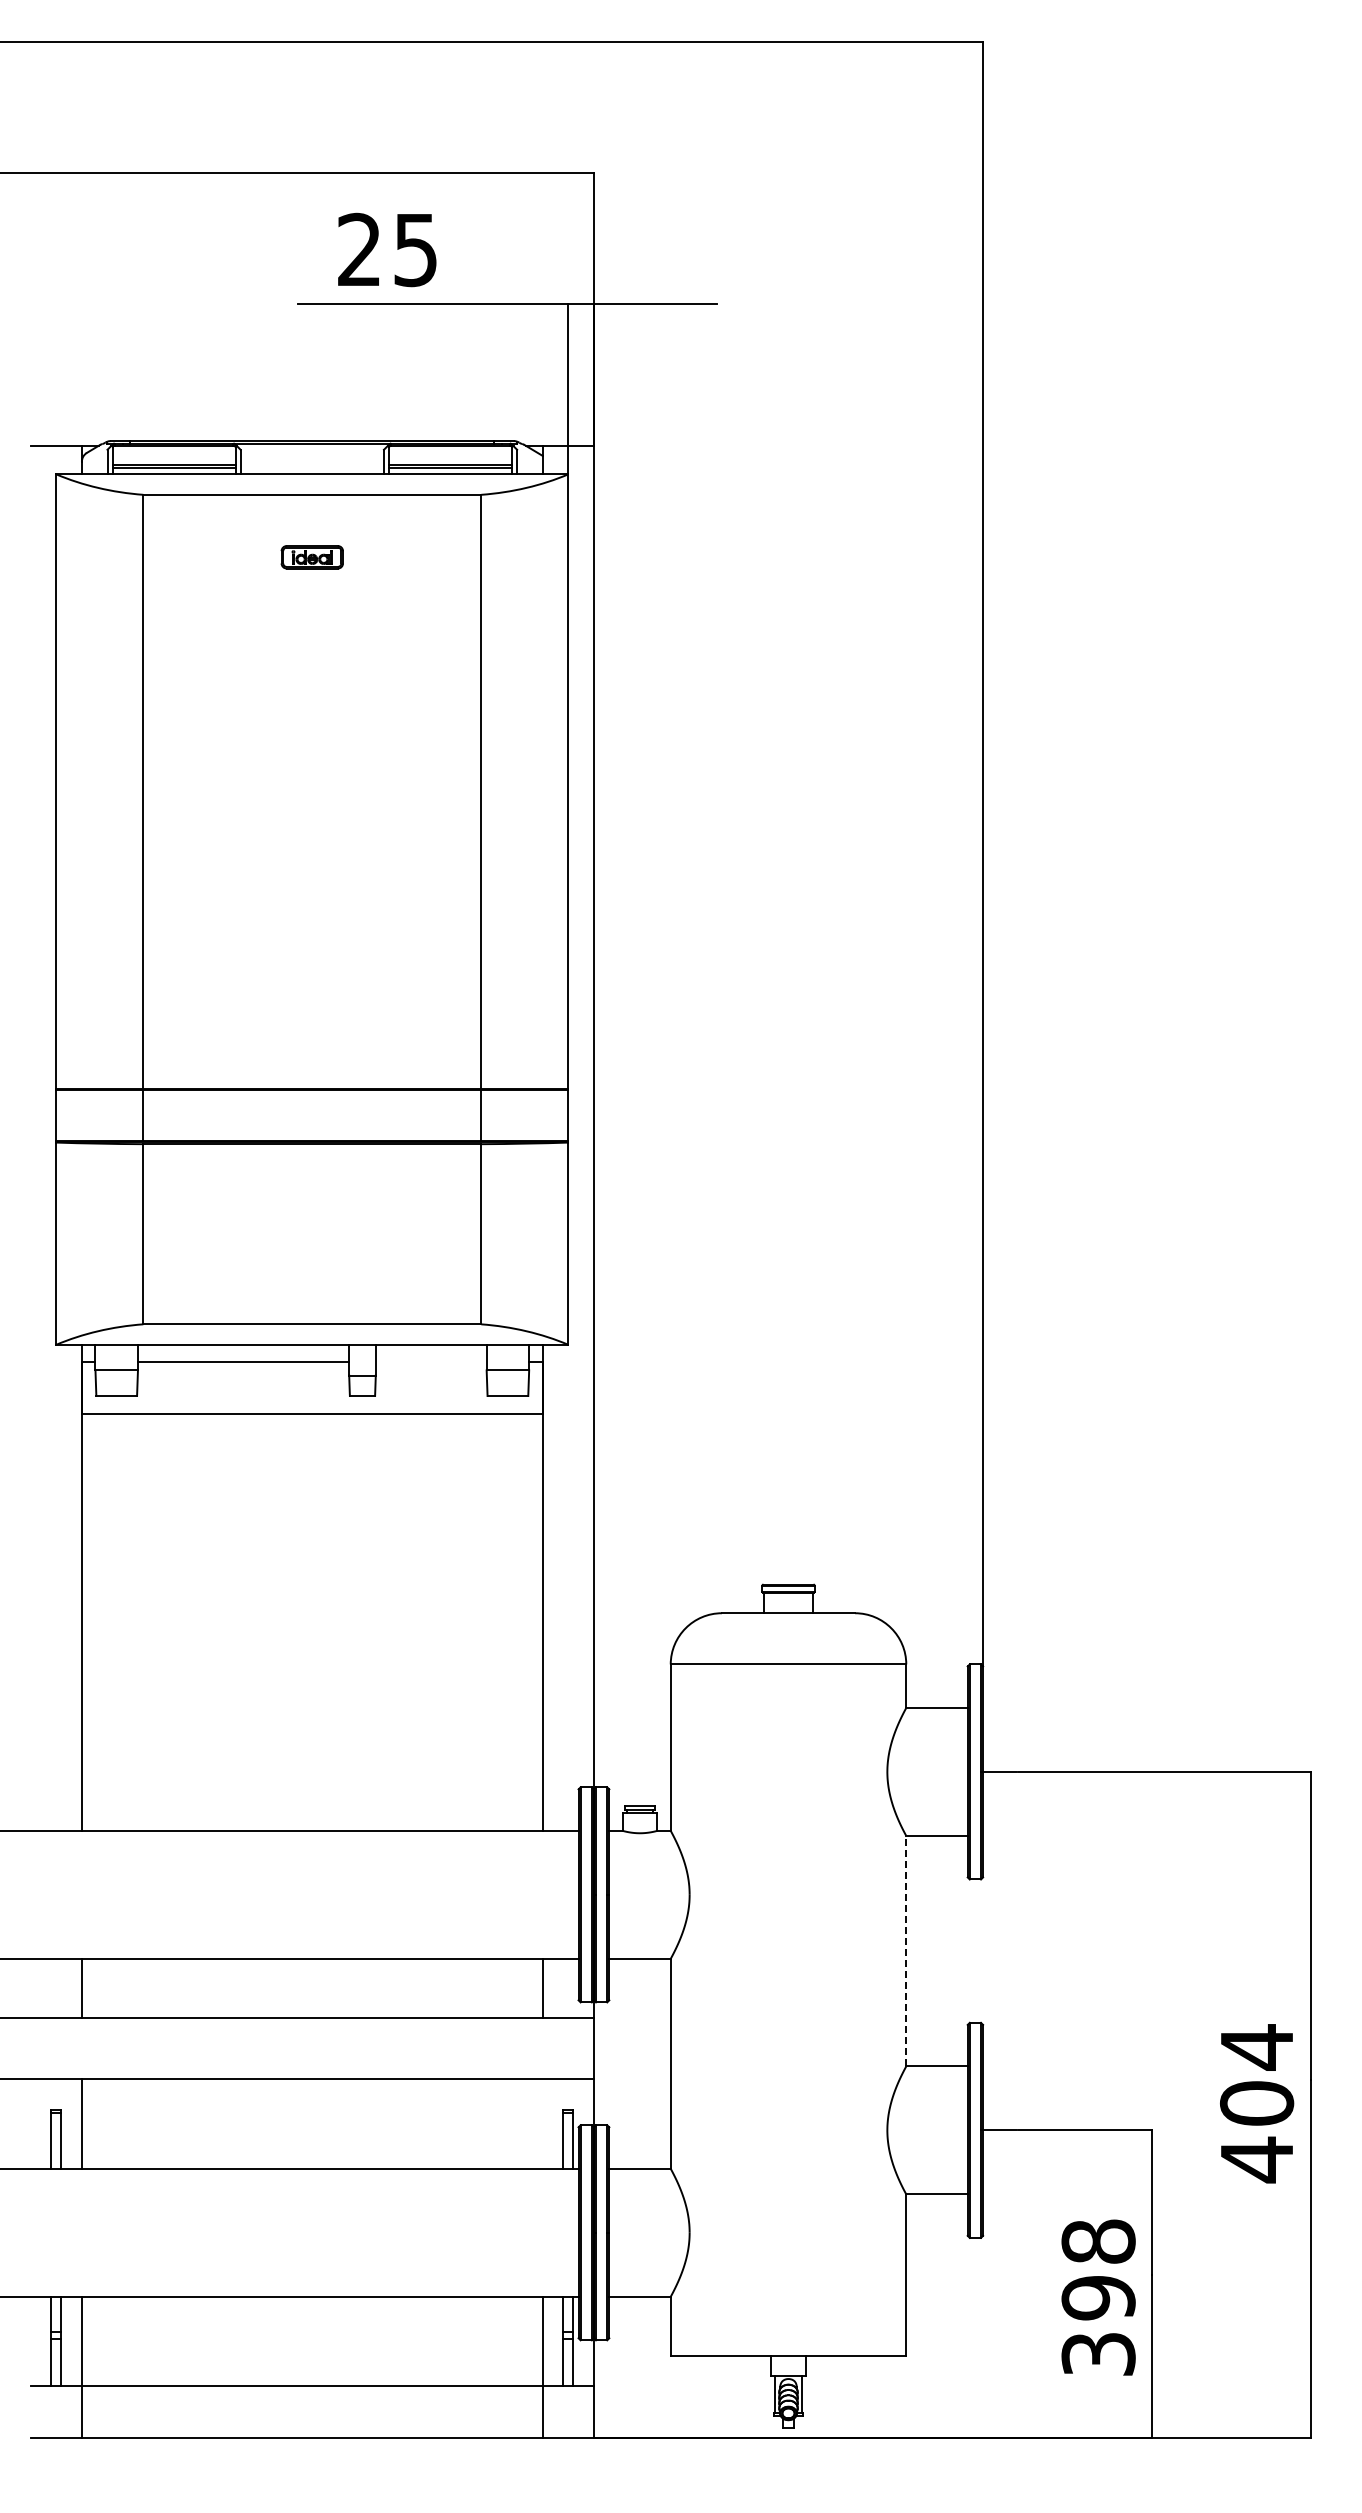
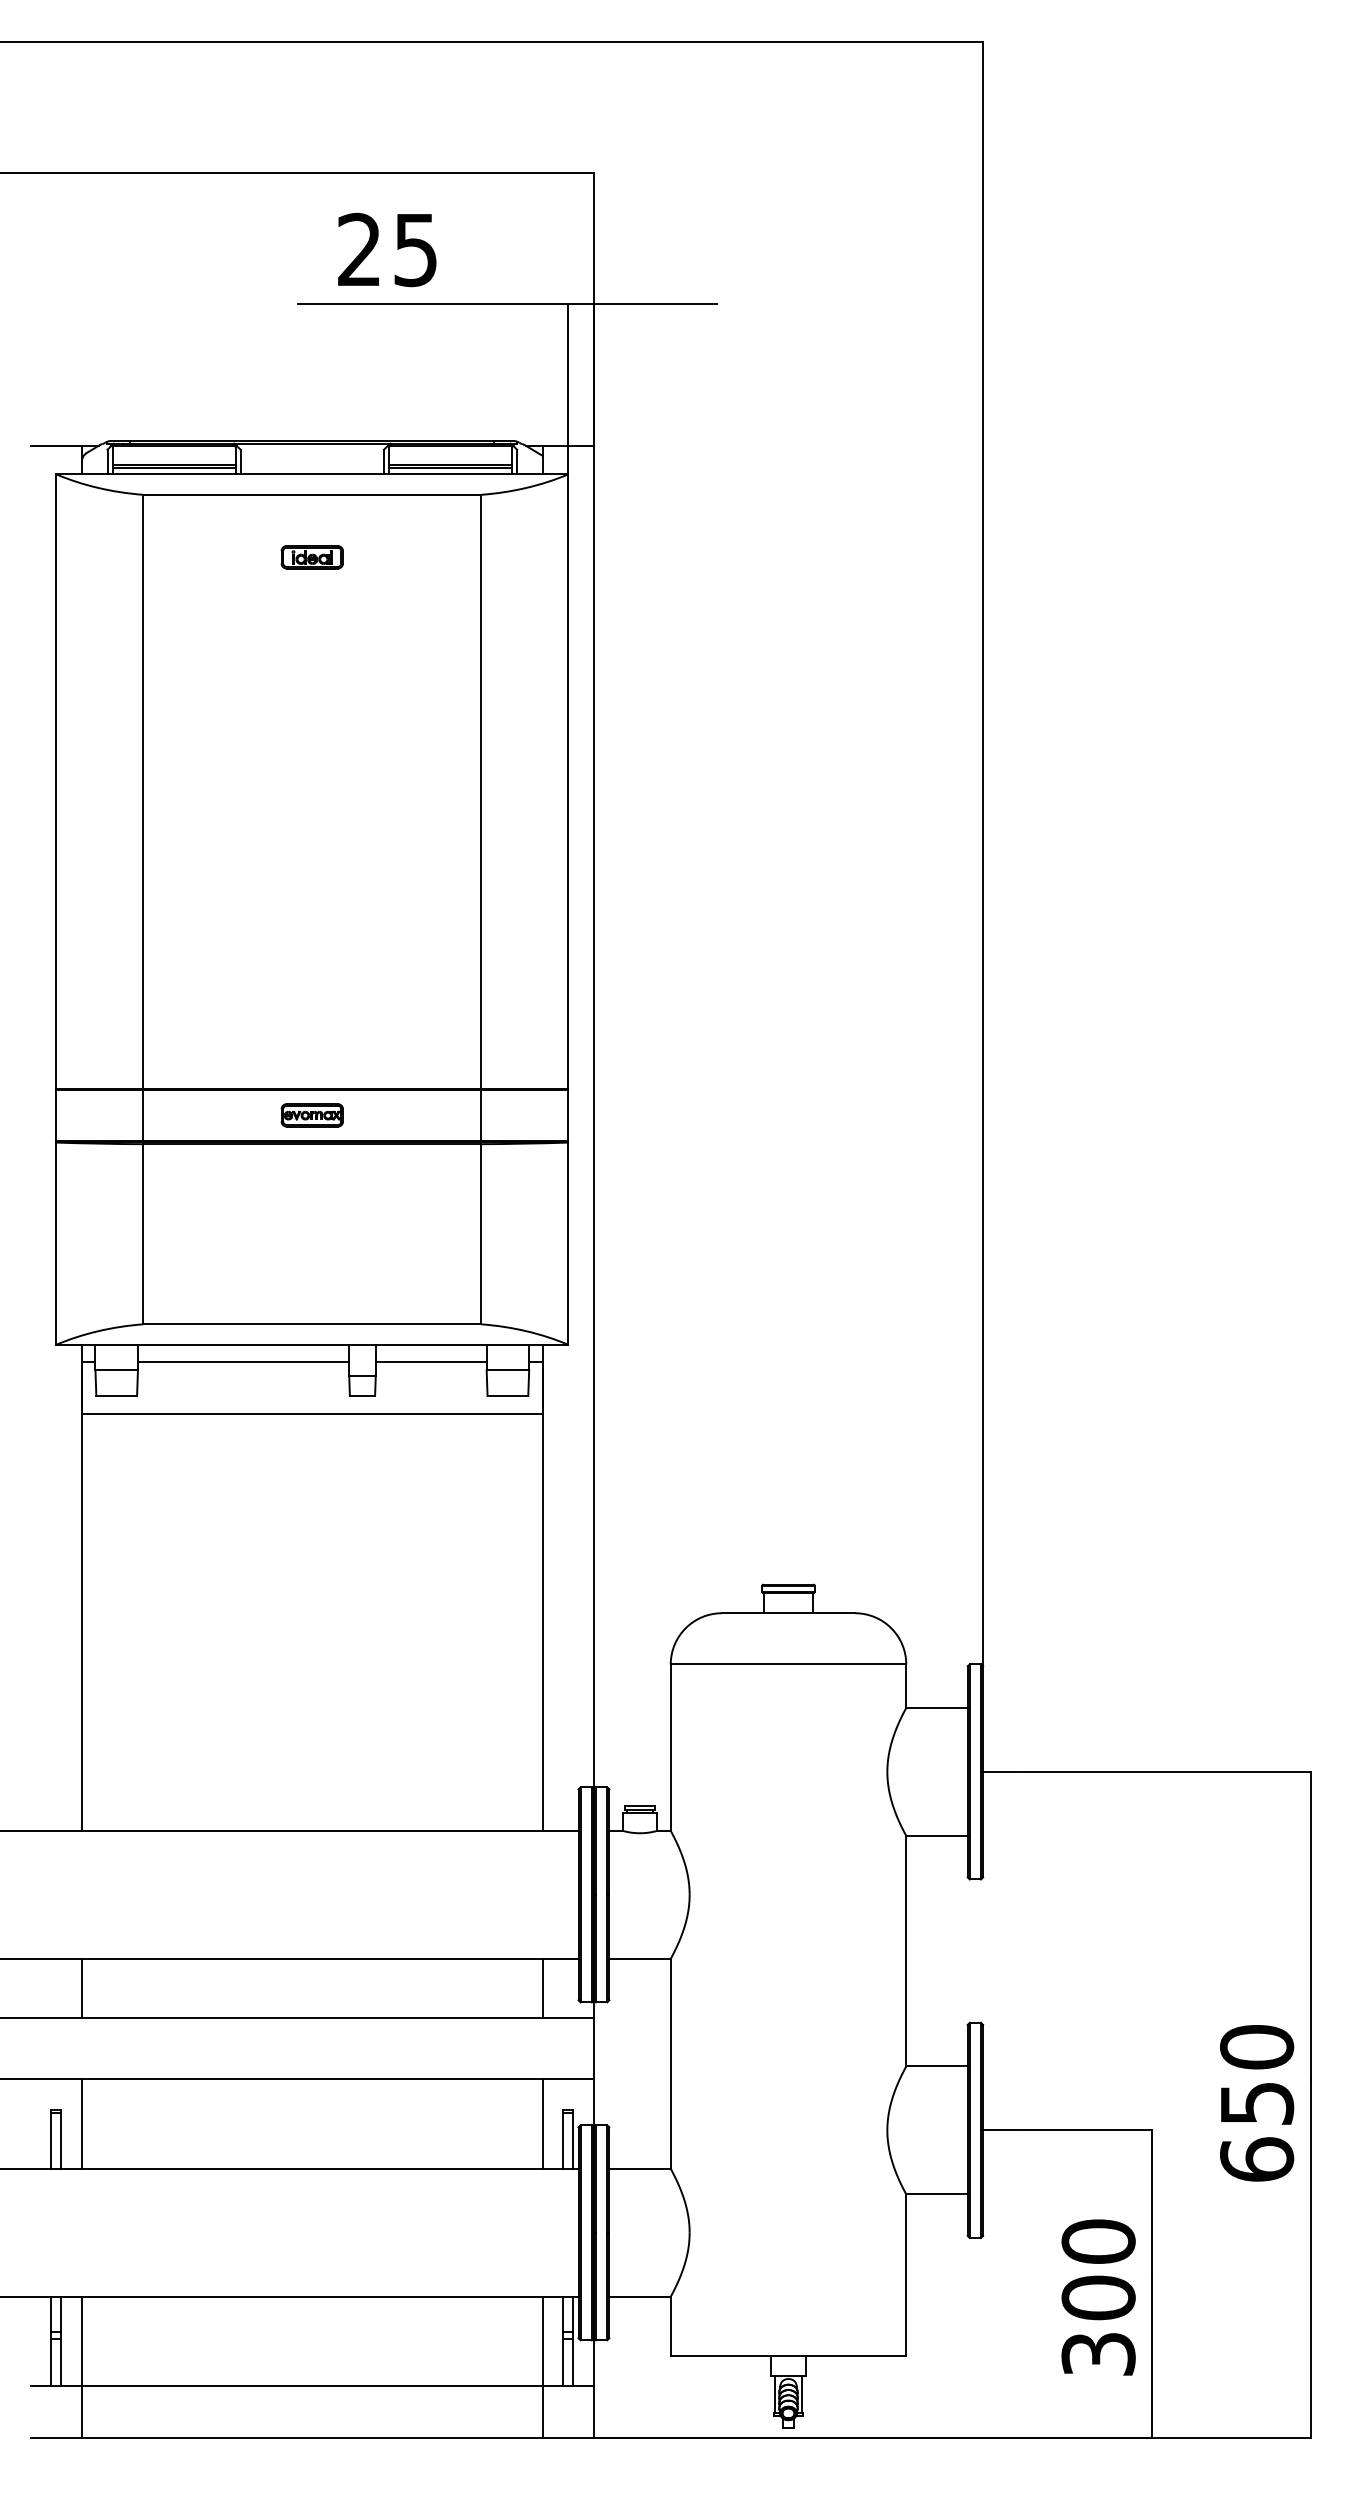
part: none -> present (311, 1115)
line: none -> present (430, 1362)
line: dashed -> solid (906, 1950)
text: 404 -> 650 (1257, 2103)
line: none -> present (542, 2123)
text: 398 -> 300 (1098, 2269)
